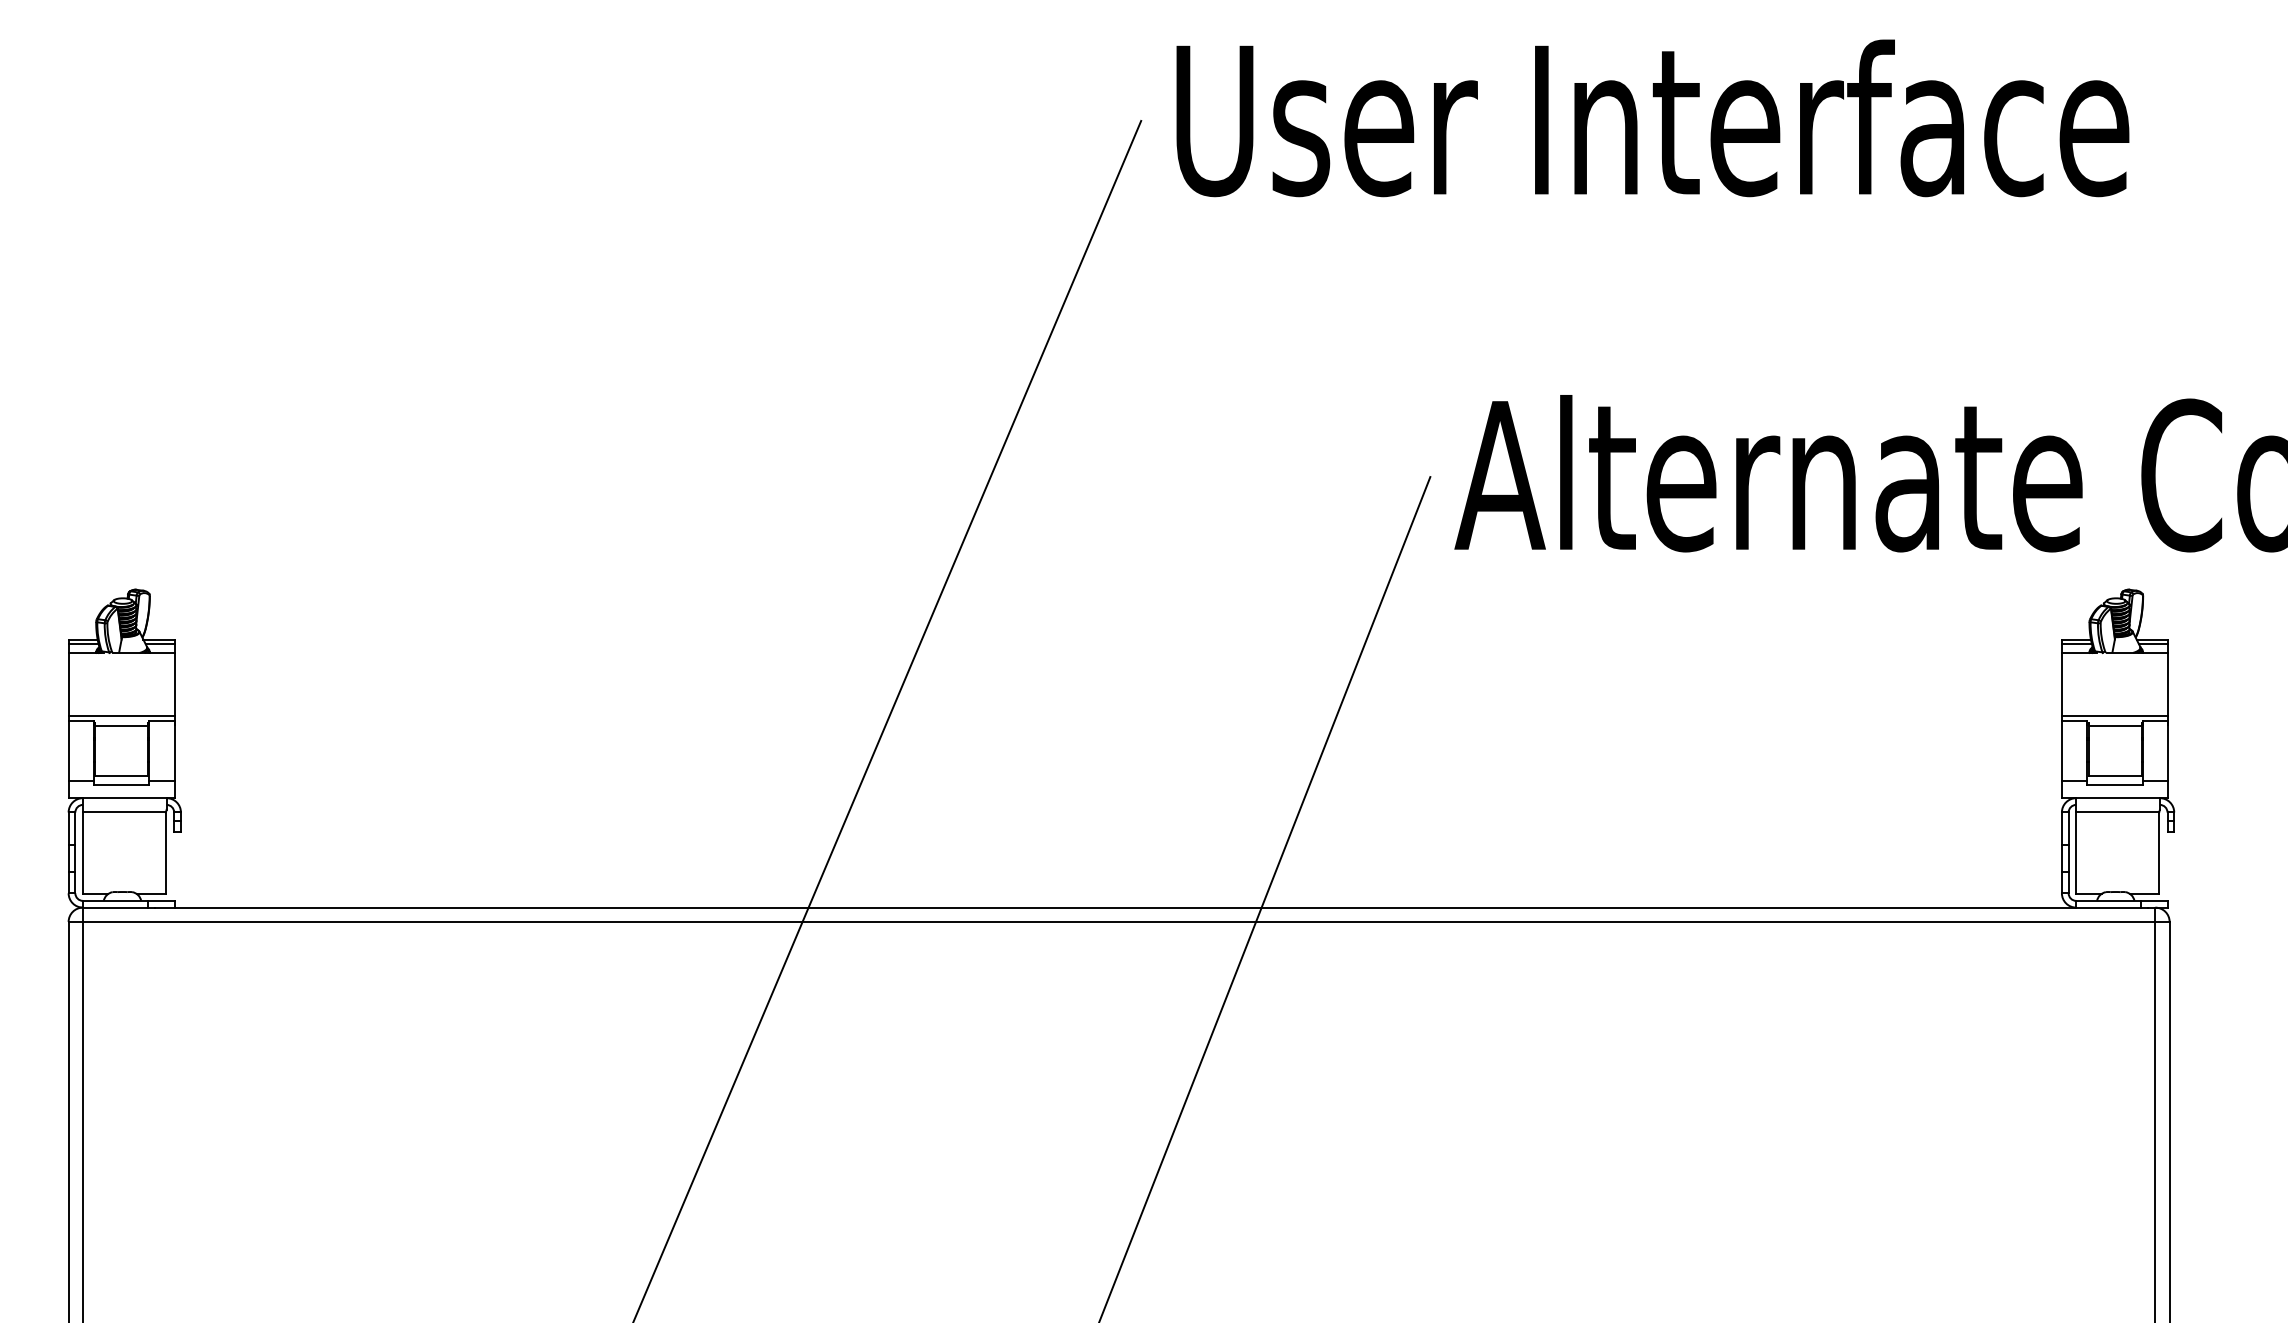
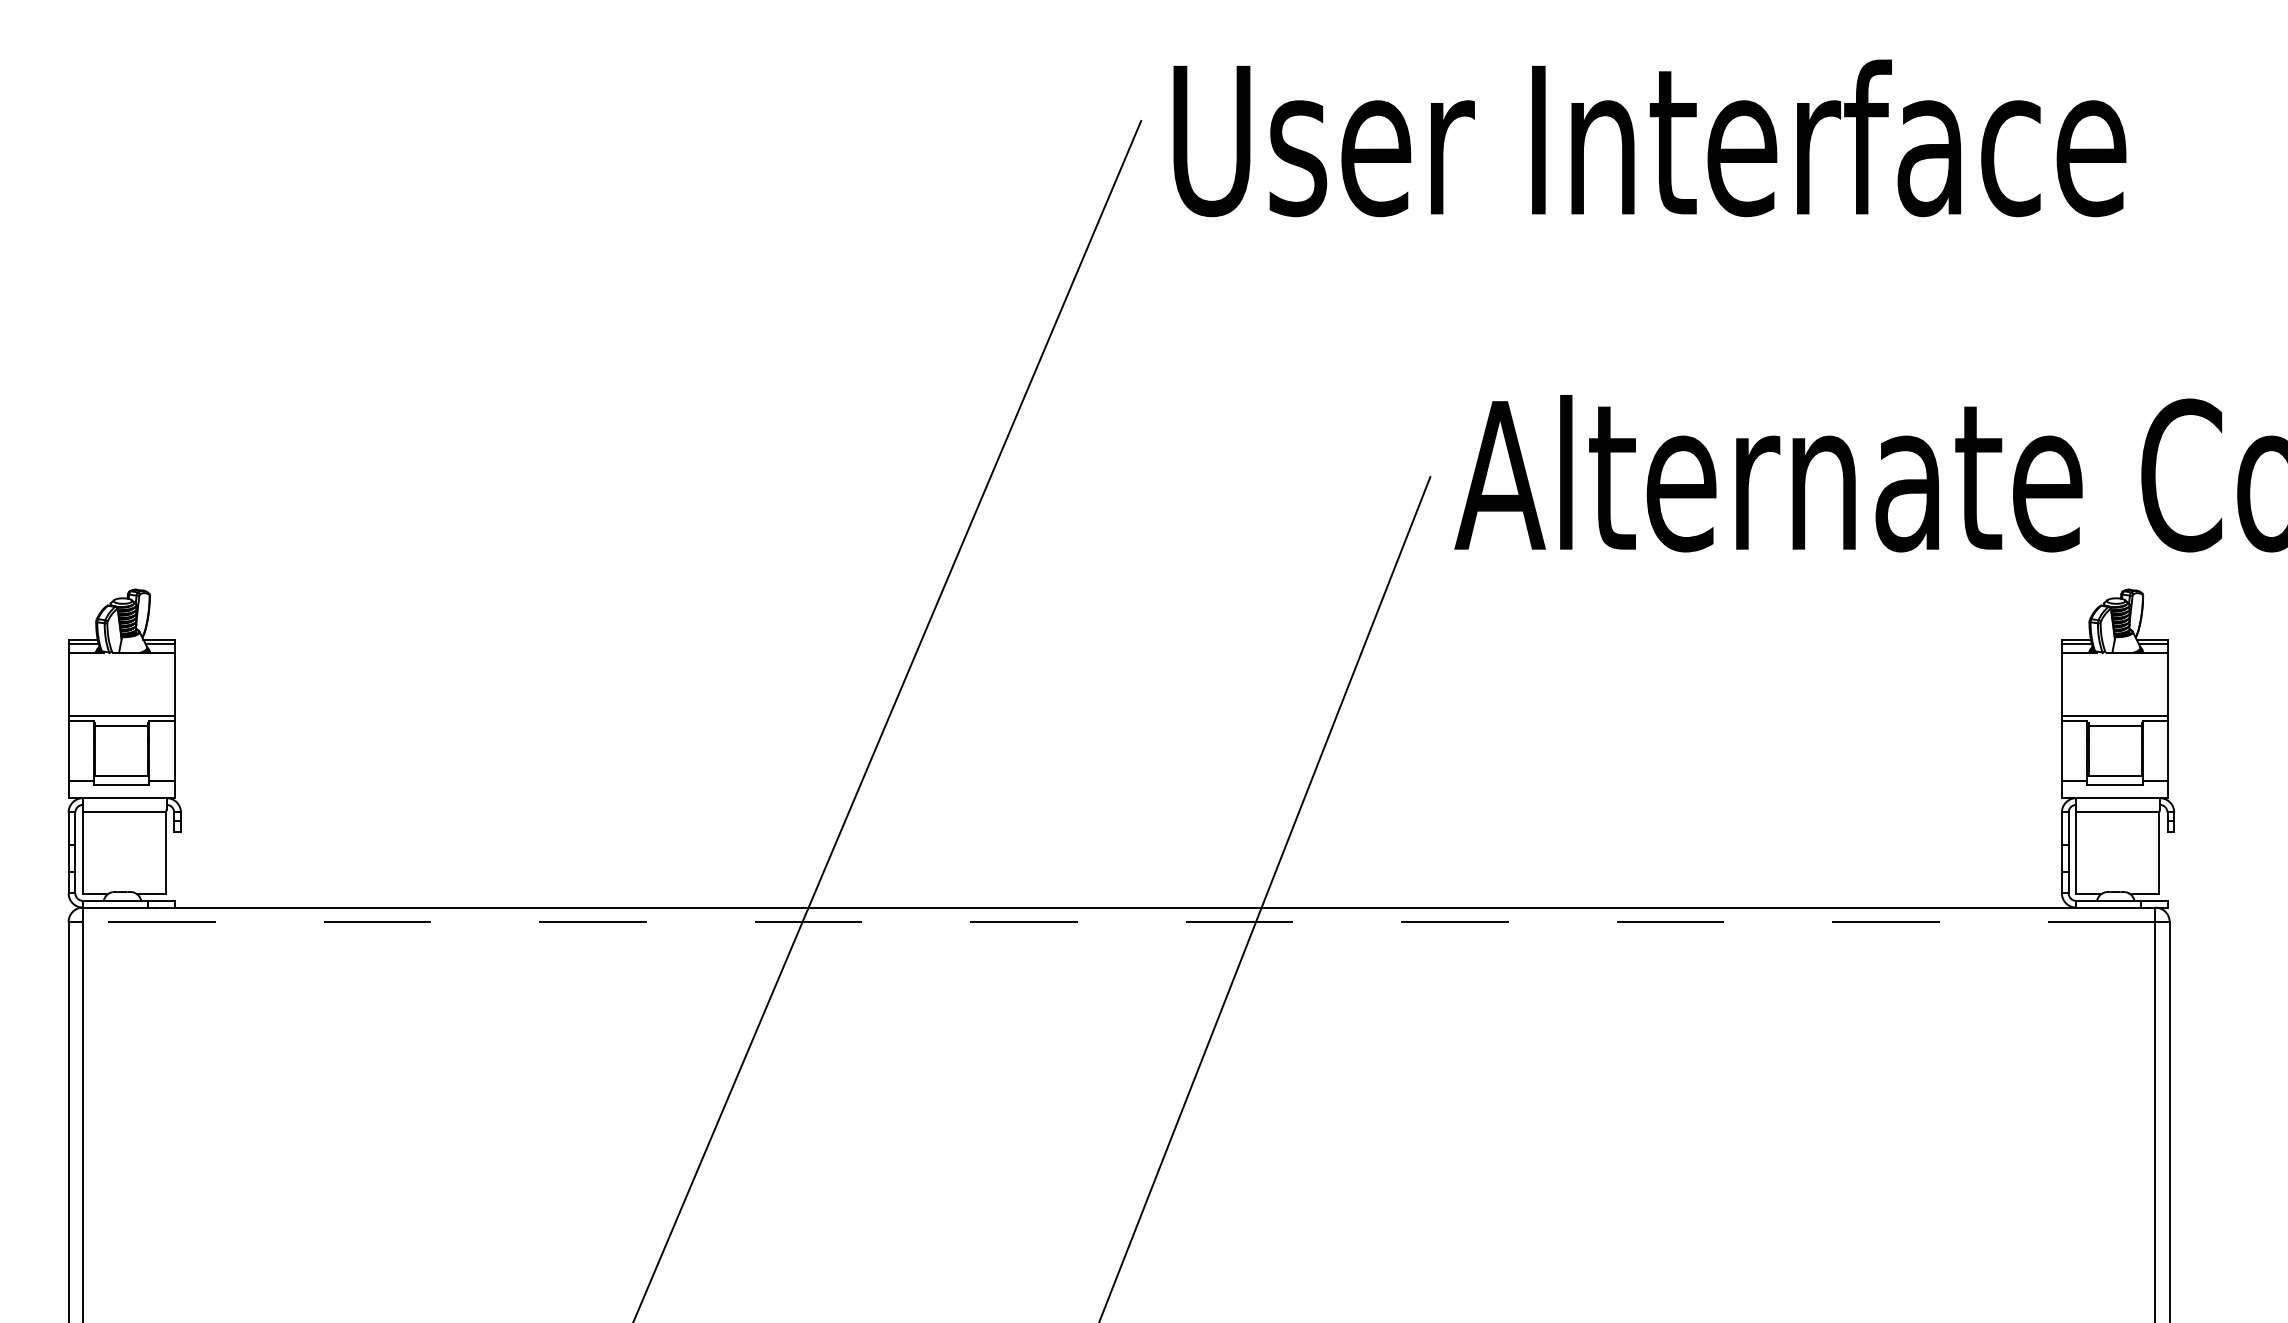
text position: (1652, 118) -> (1649, 138) (1649, 138)
line: solid -> dashed (1118, 921)
